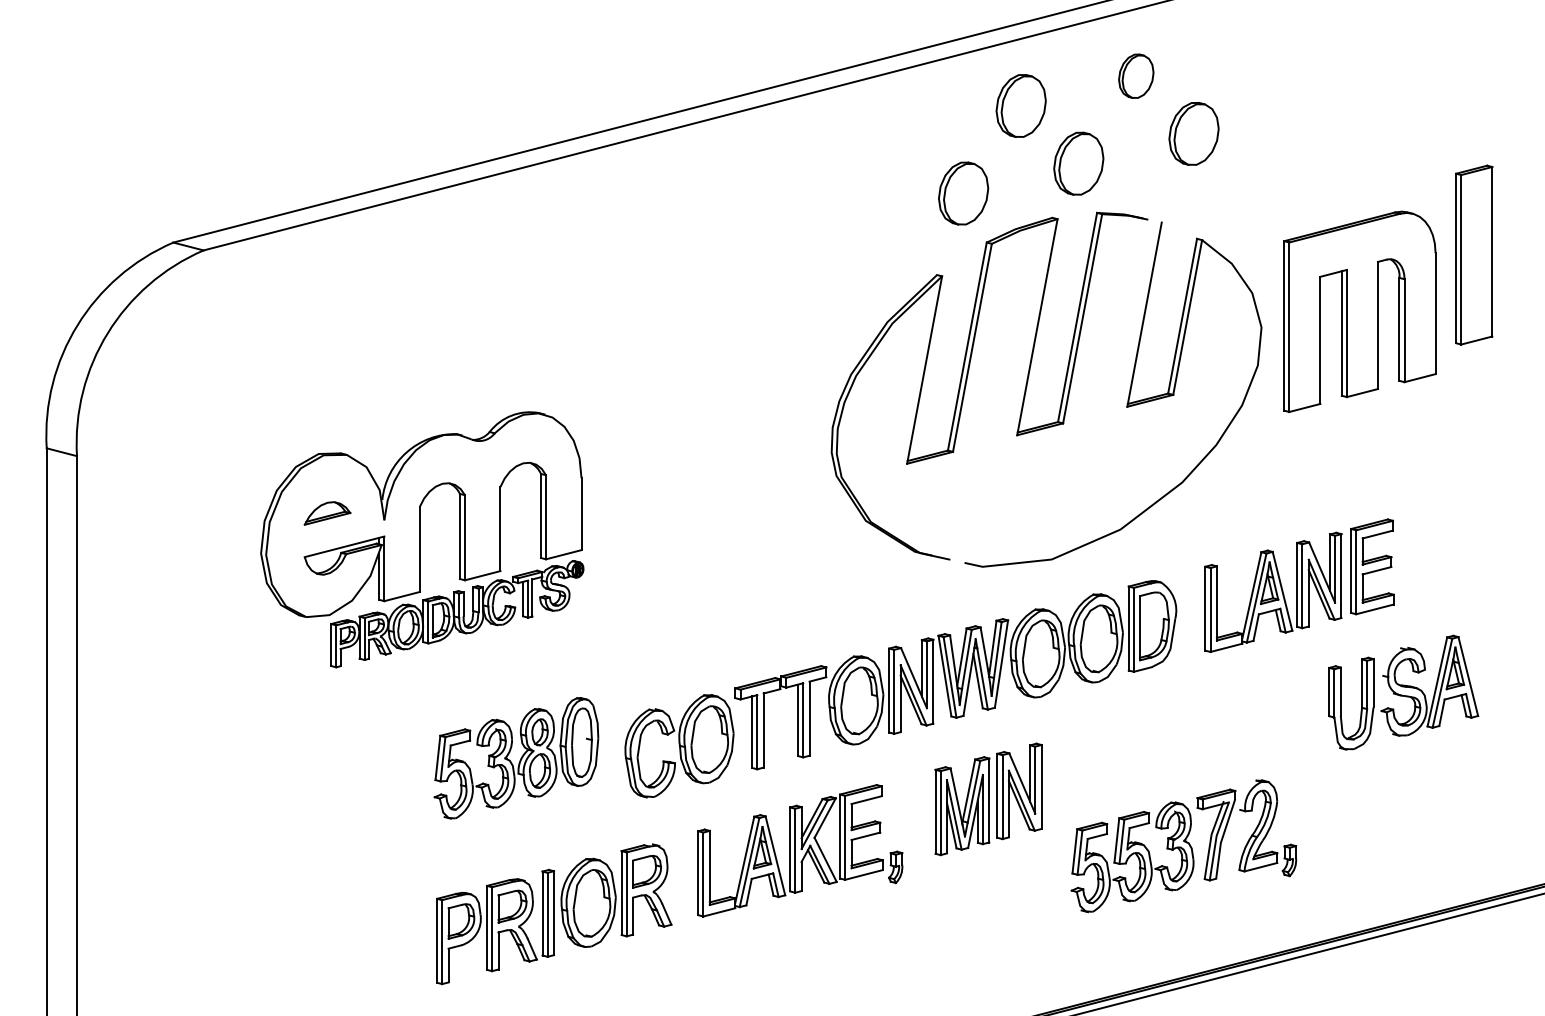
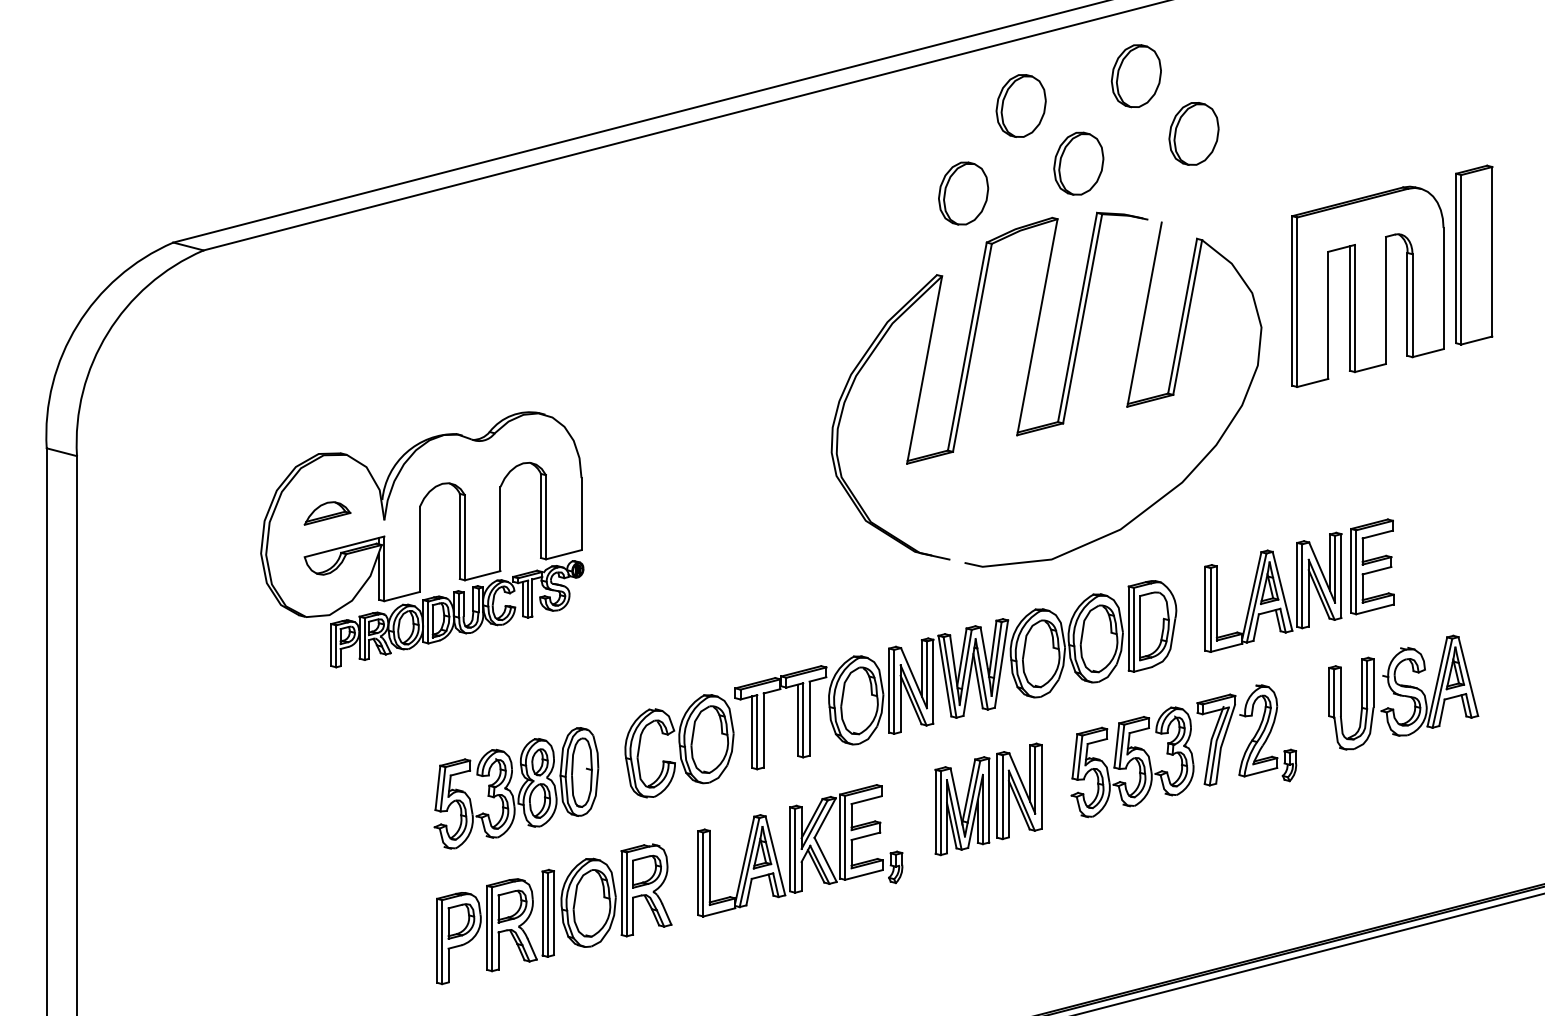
part size: 37x46 px -> 52x65 px (1135, 76)
part position: (1359, 311) -> (1367, 286) (1367, 286)
part position: (516, 758) -> (516, 788) (516, 788)
part position: (1183, 846) -> (1183, 751) (1183, 751)
